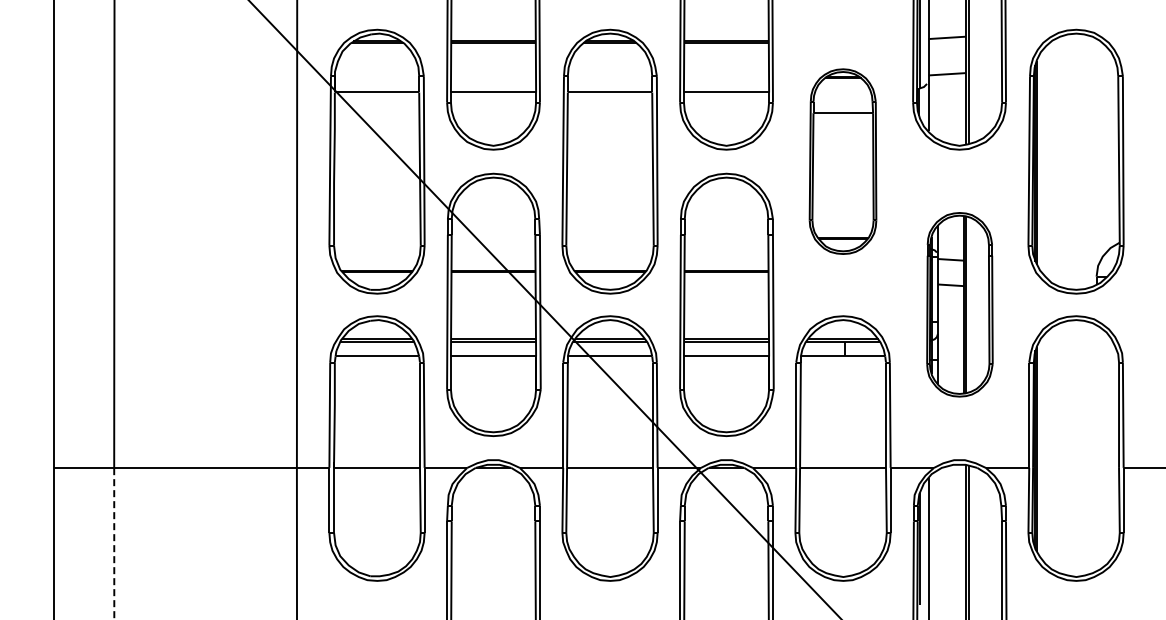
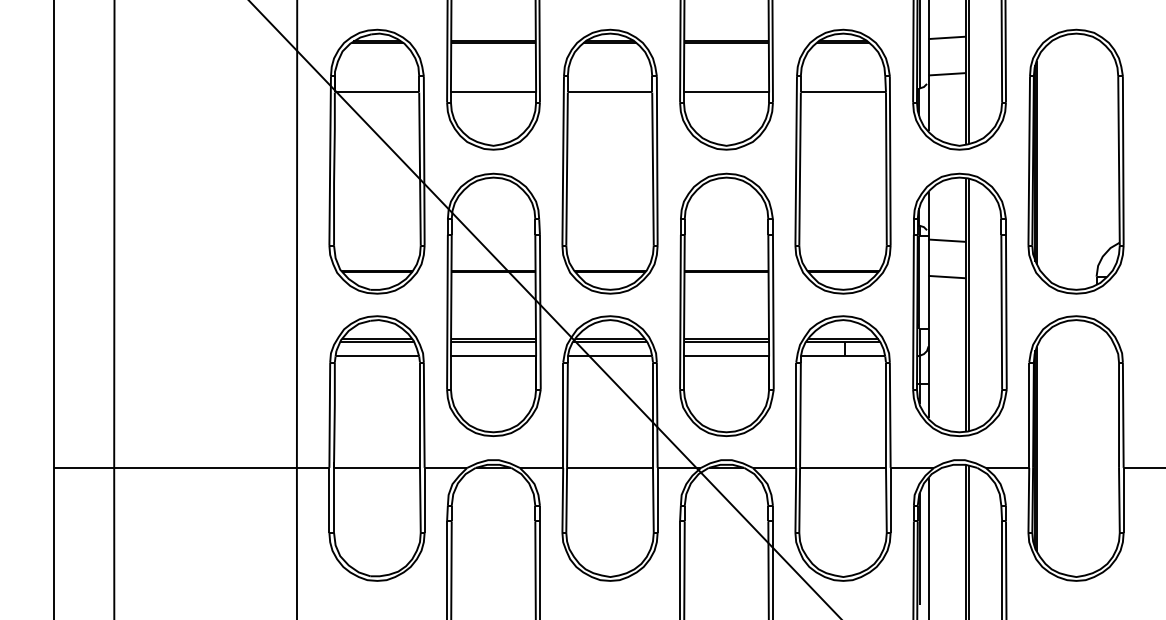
part size: 70x187 px -> 98x267 px (842, 161)
part size: 68x186 px -> 96x265 px (959, 304)
line: dashed -> solid (114, 543)
